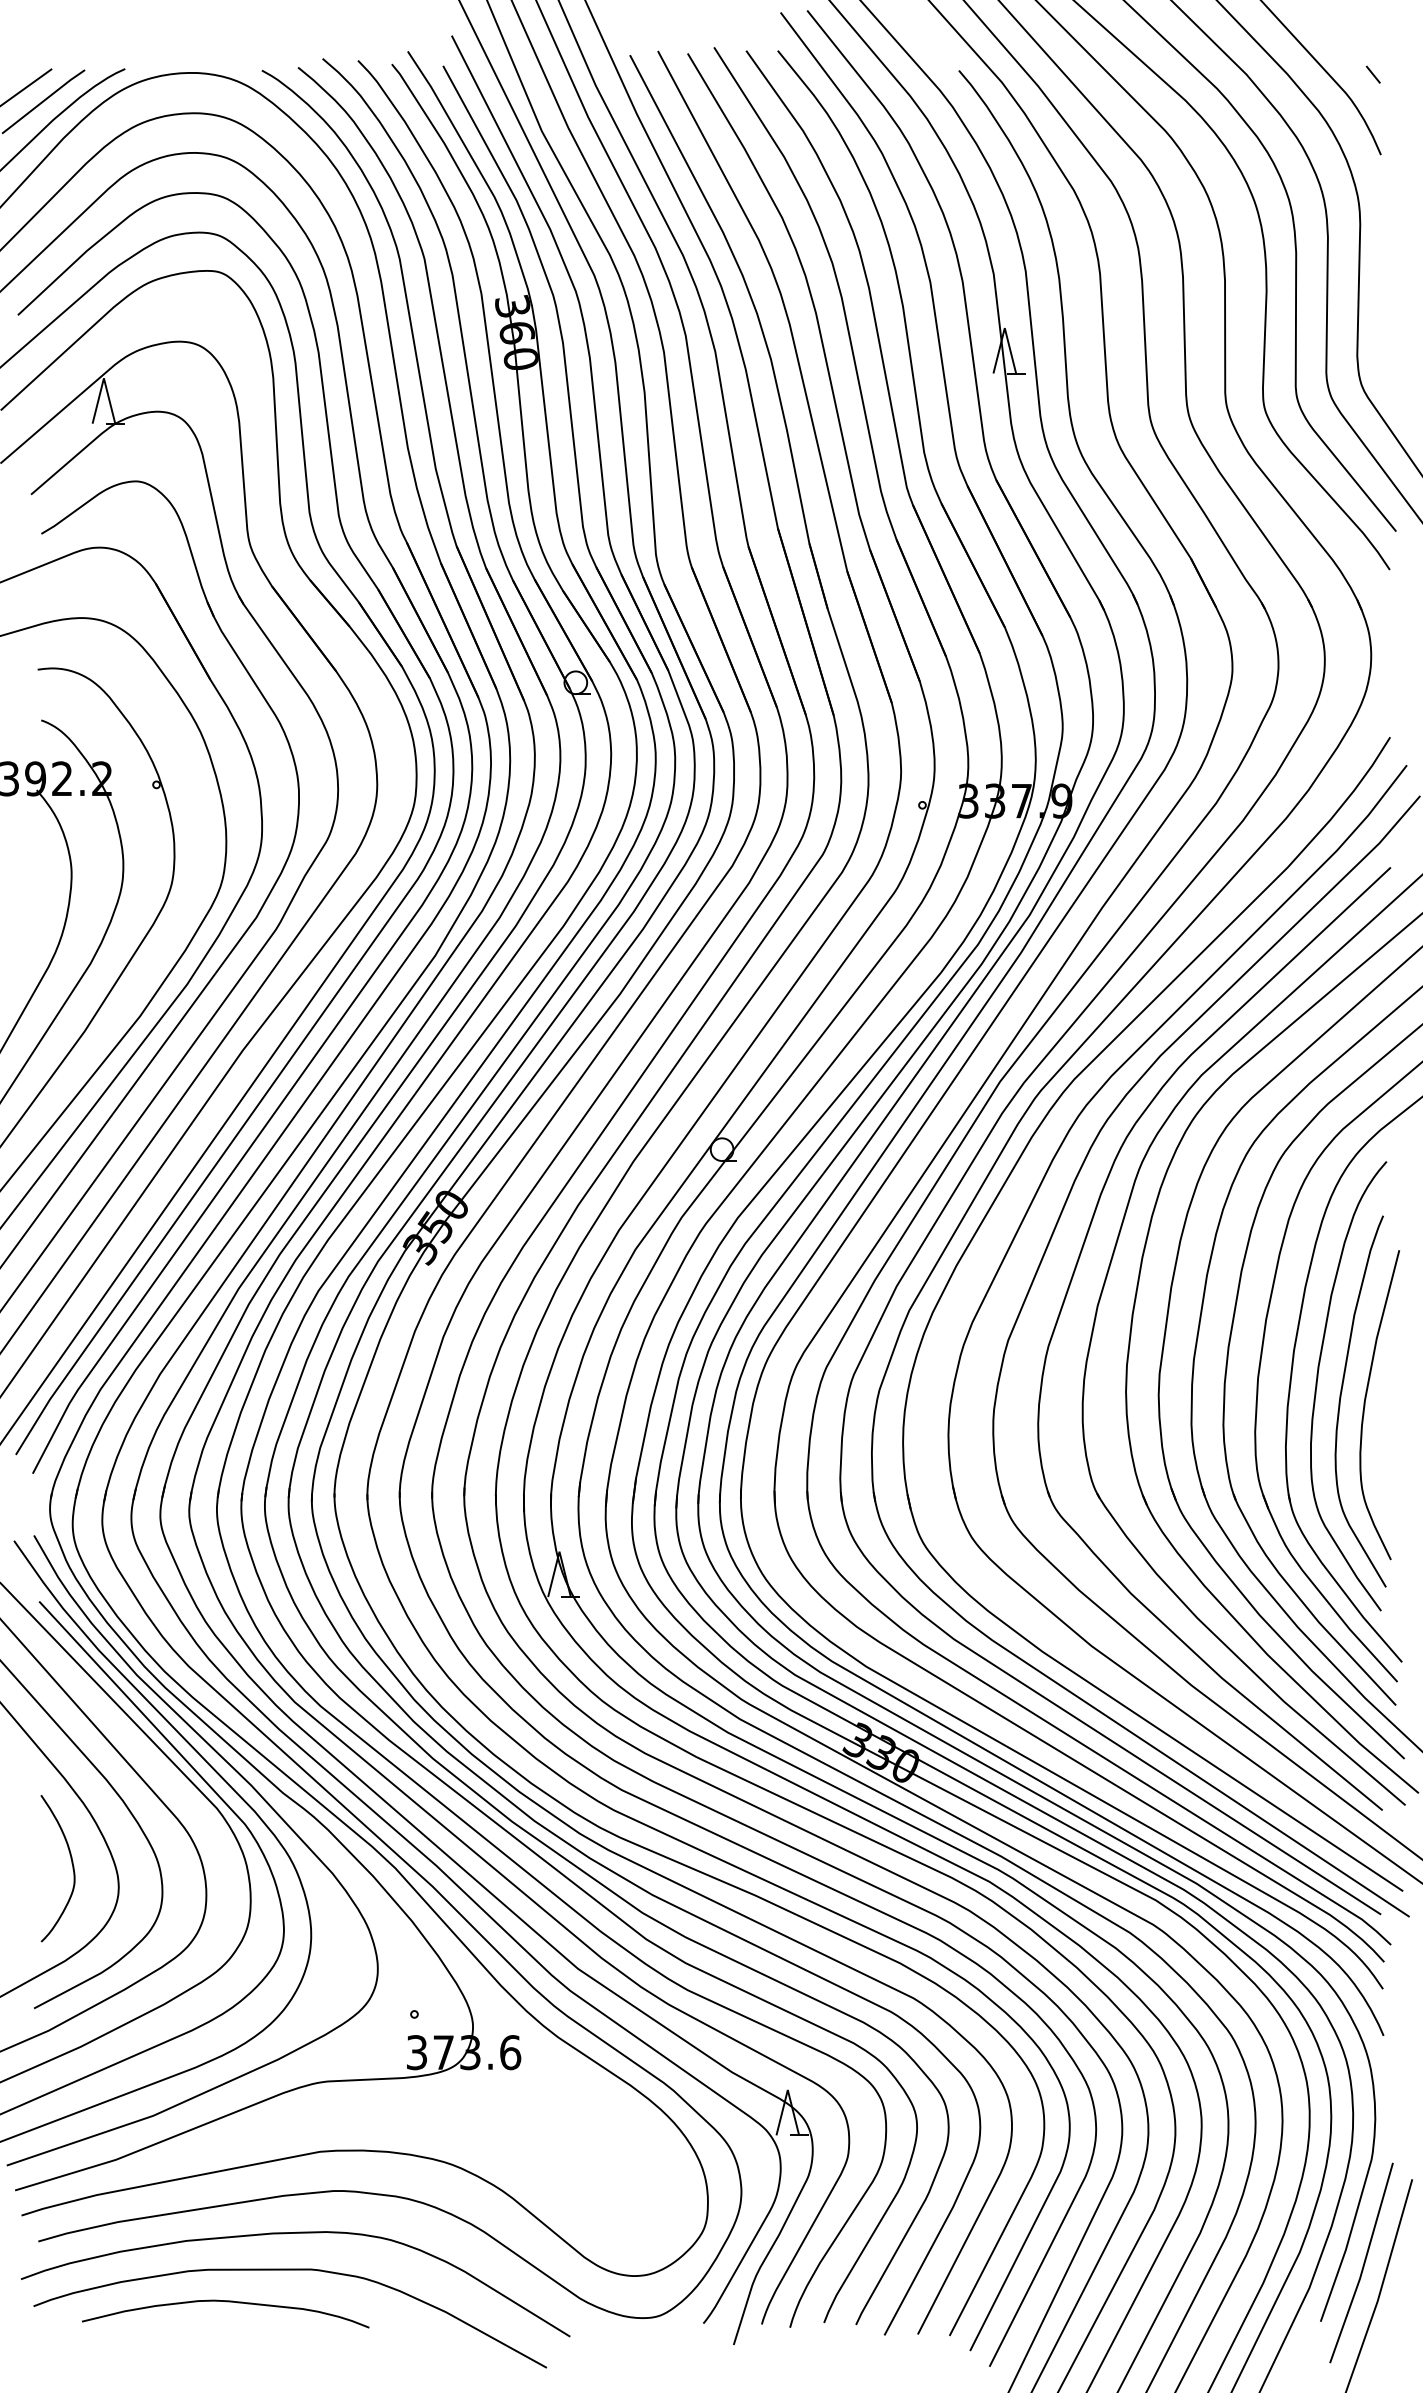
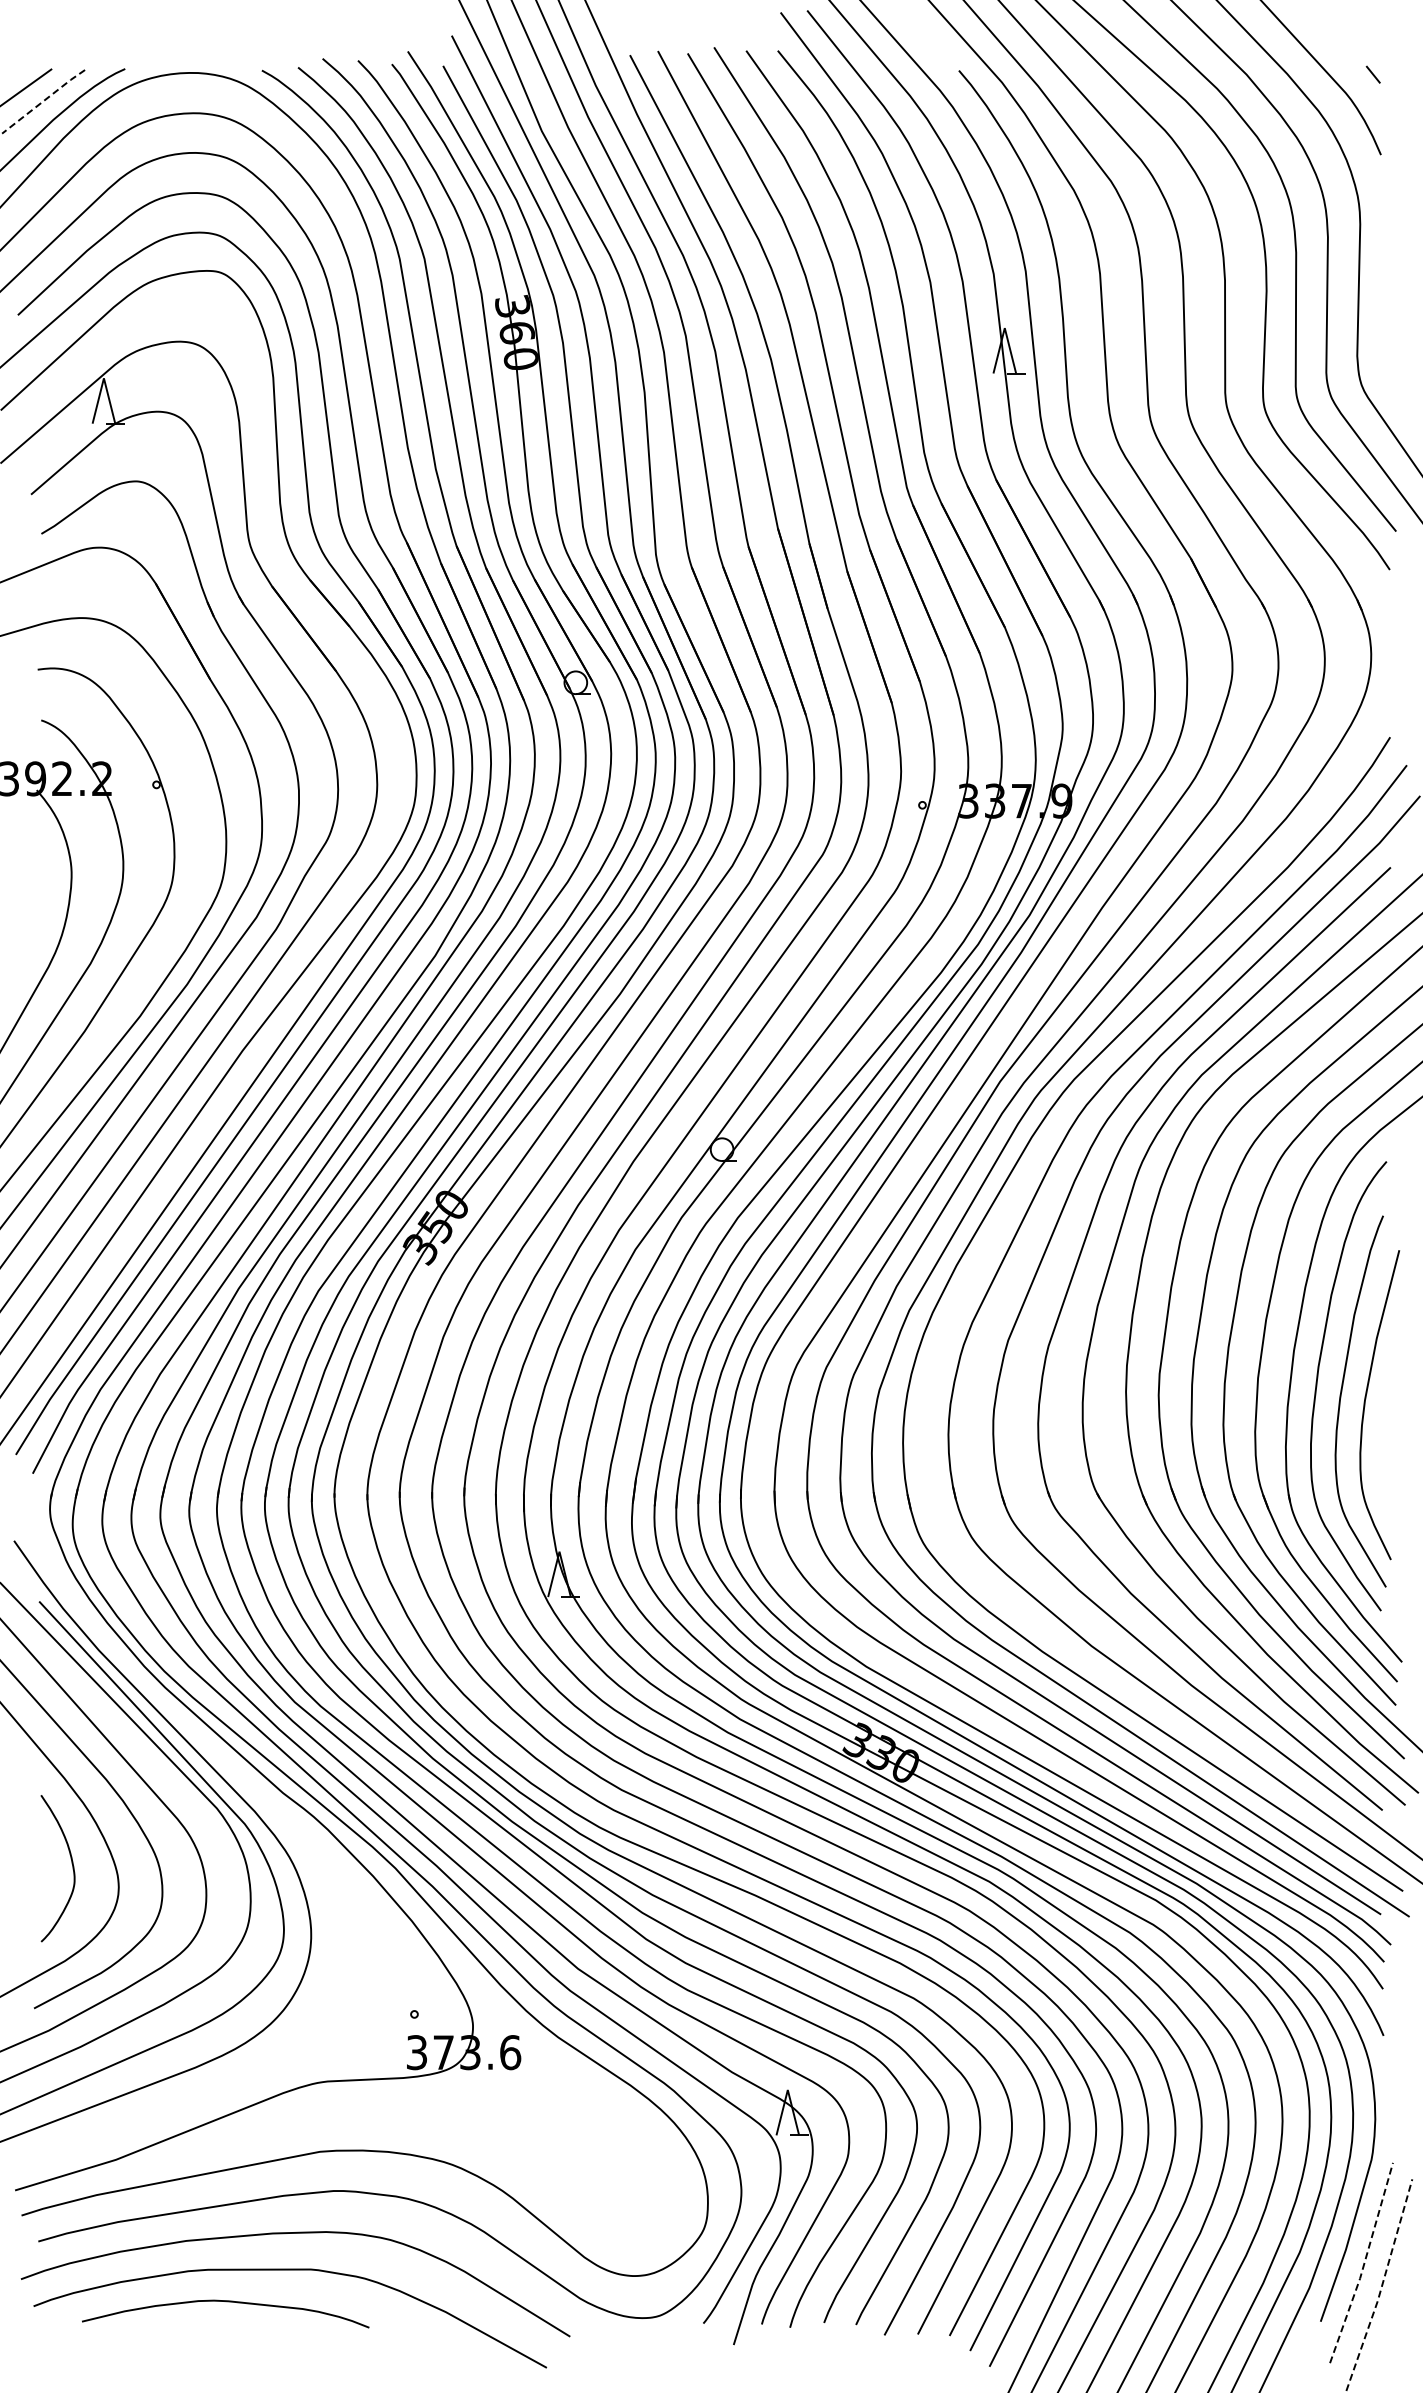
line: solid -> dashed (43, 101)
curve: present -> none (253, 1789)
line: solid -> dashed (1364, 2264)
line: solid -> dashed (1381, 2286)
